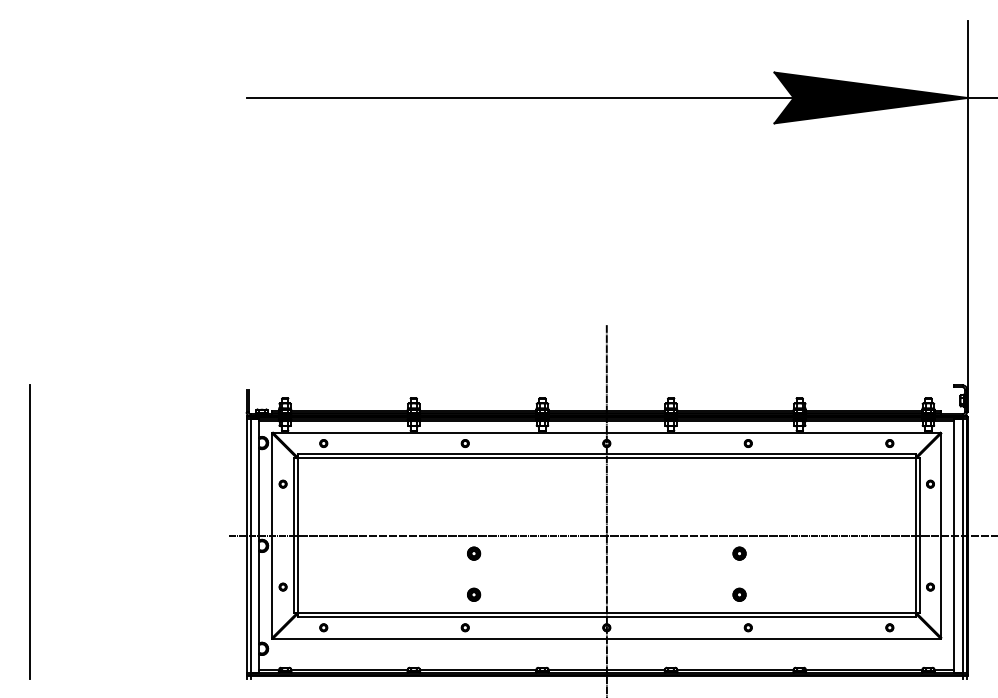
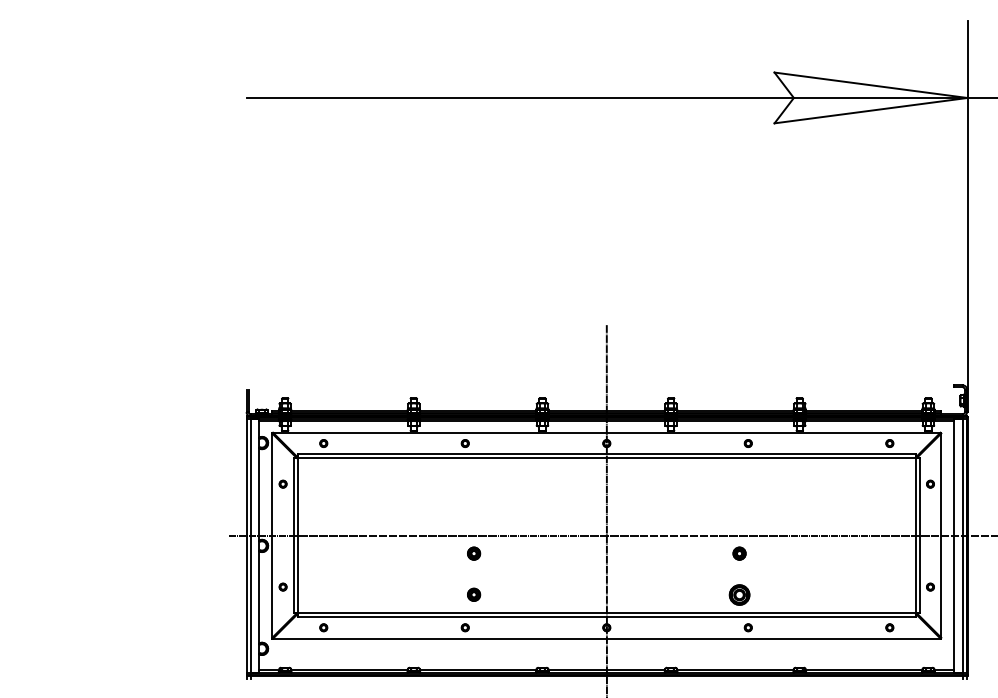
fill: present -> none (870, 97)
line: present -> none (29, 531)
part size: 15x15 px -> 23x22 px (739, 594)
